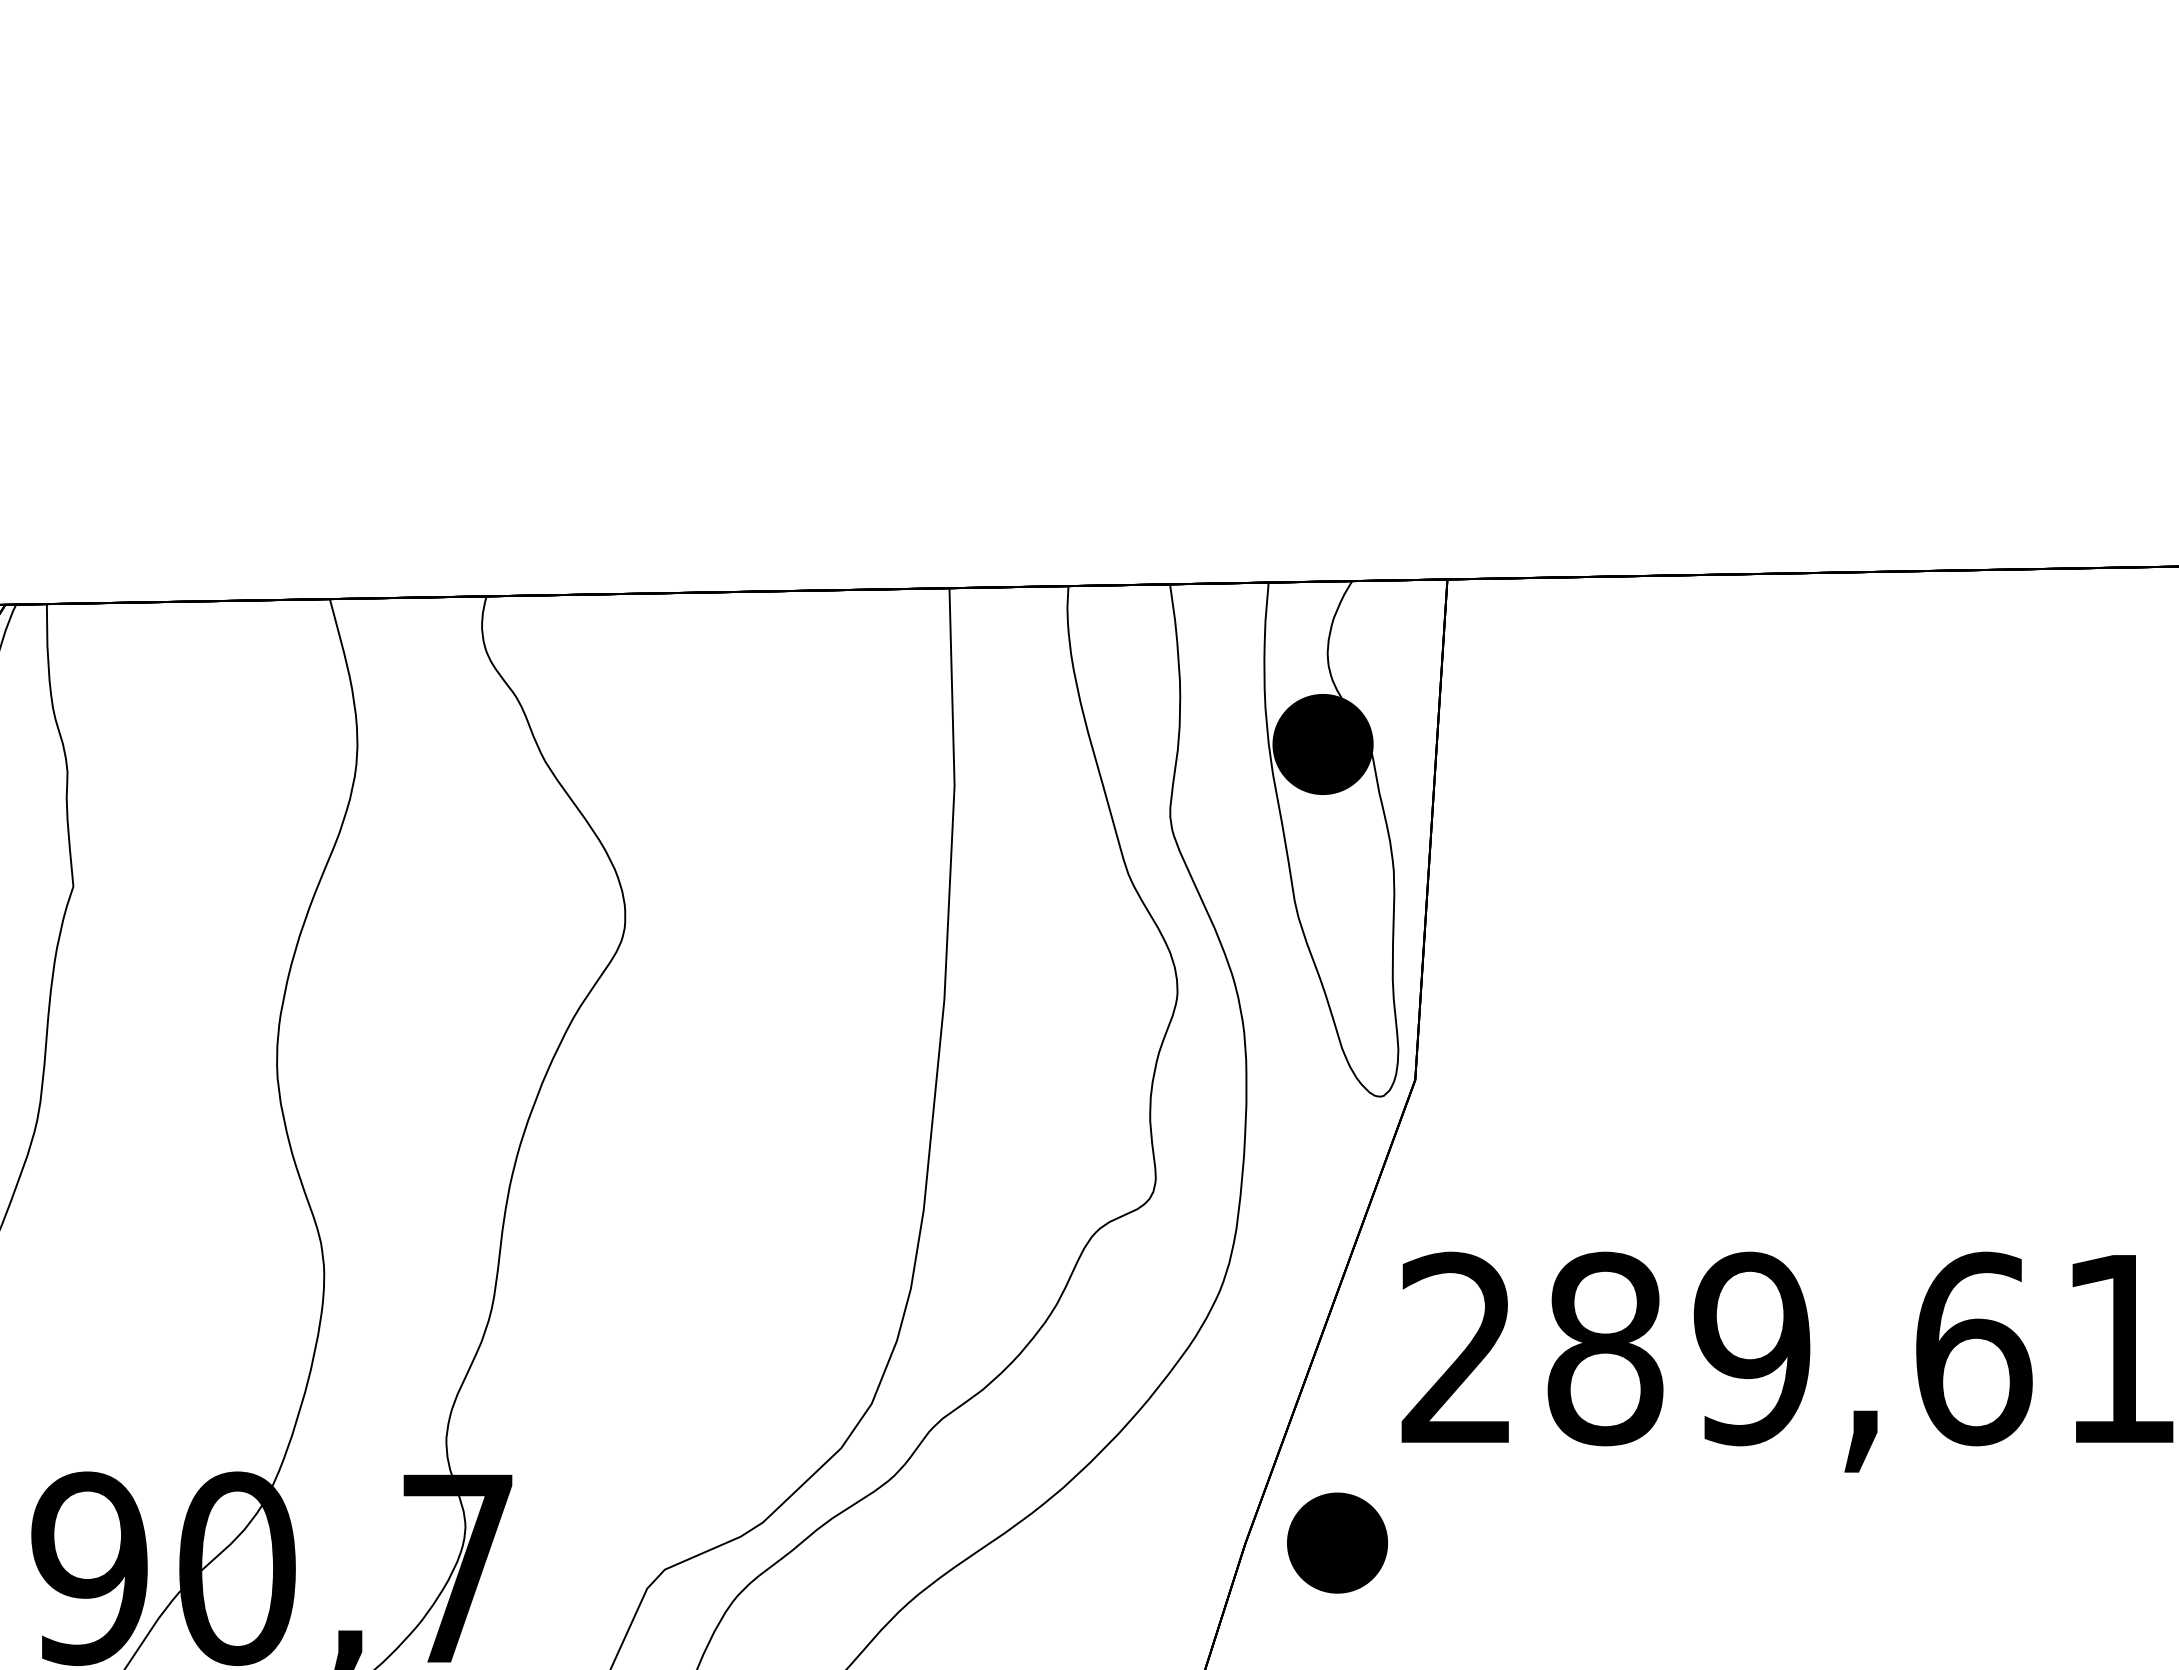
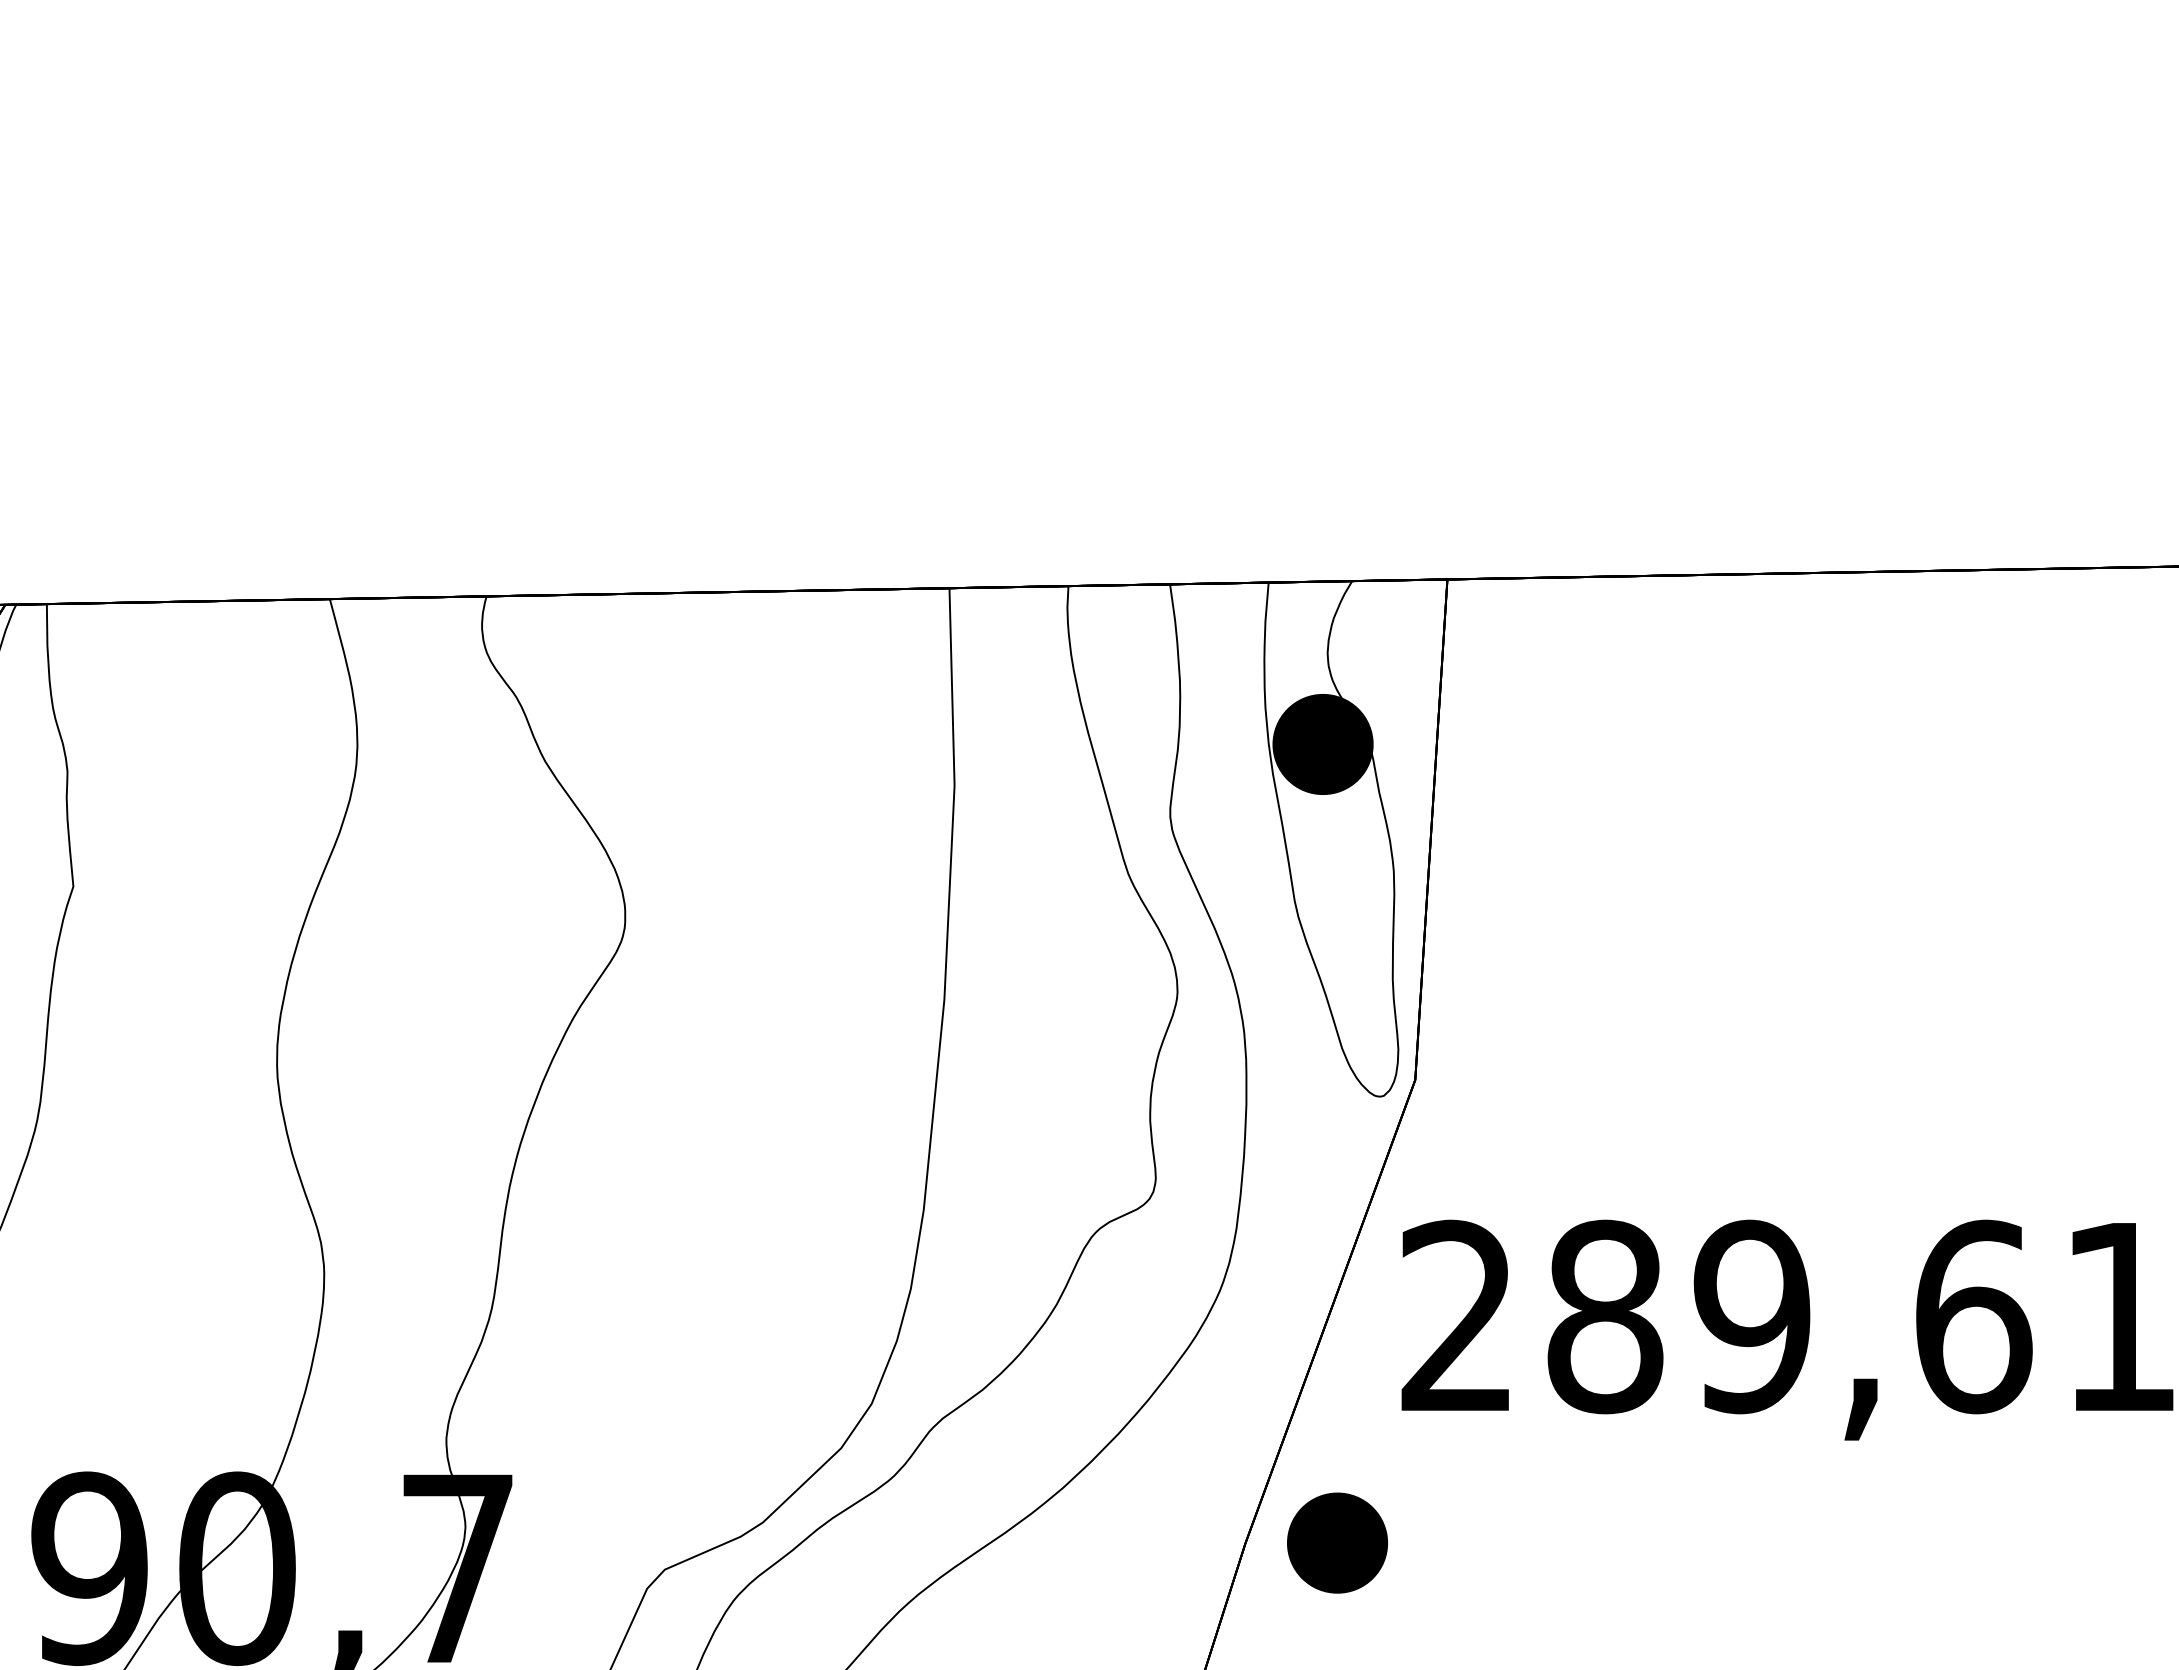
text position: (1787, 1361) -> (1787, 1329) (1787, 1329)
